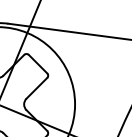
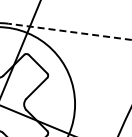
line: solid -> dashed (69, 31)
